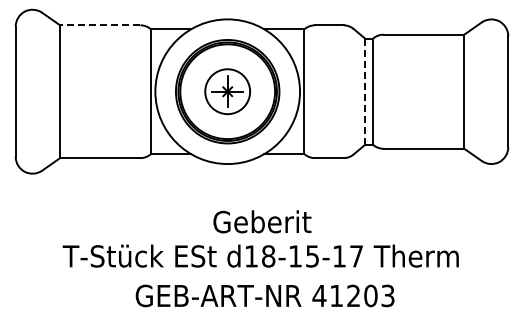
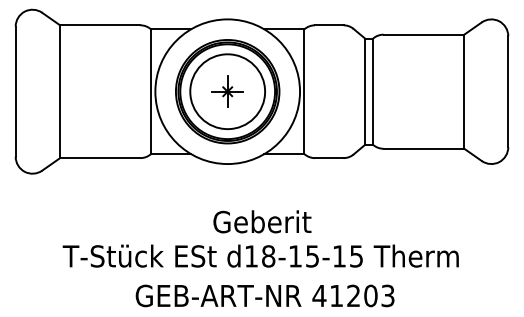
line: dashed -> solid (99, 25)
circle diameter: 45 px -> 75 px (227, 91)
line: dashed -> solid (365, 91)
text: d18-15-17 -> d18-15-15 (356, 256)
